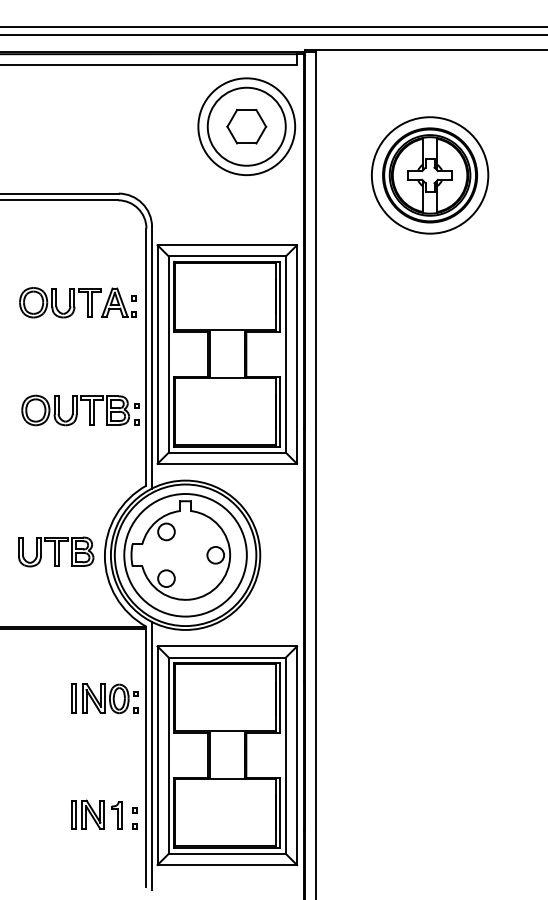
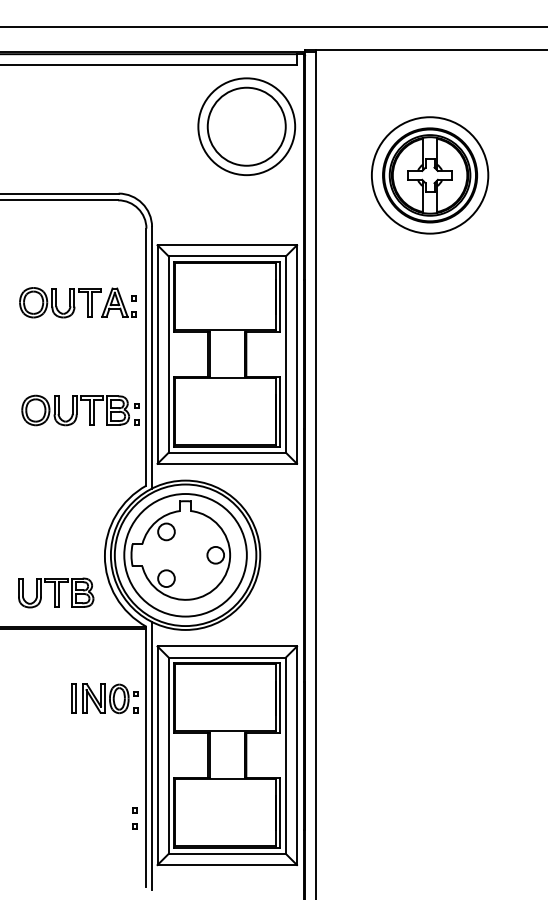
line: present -> none (273, 34)
part: present -> none (246, 126)
part position: (56, 551) -> (56, 592) (56, 592)
part: present -> none (96, 814)
